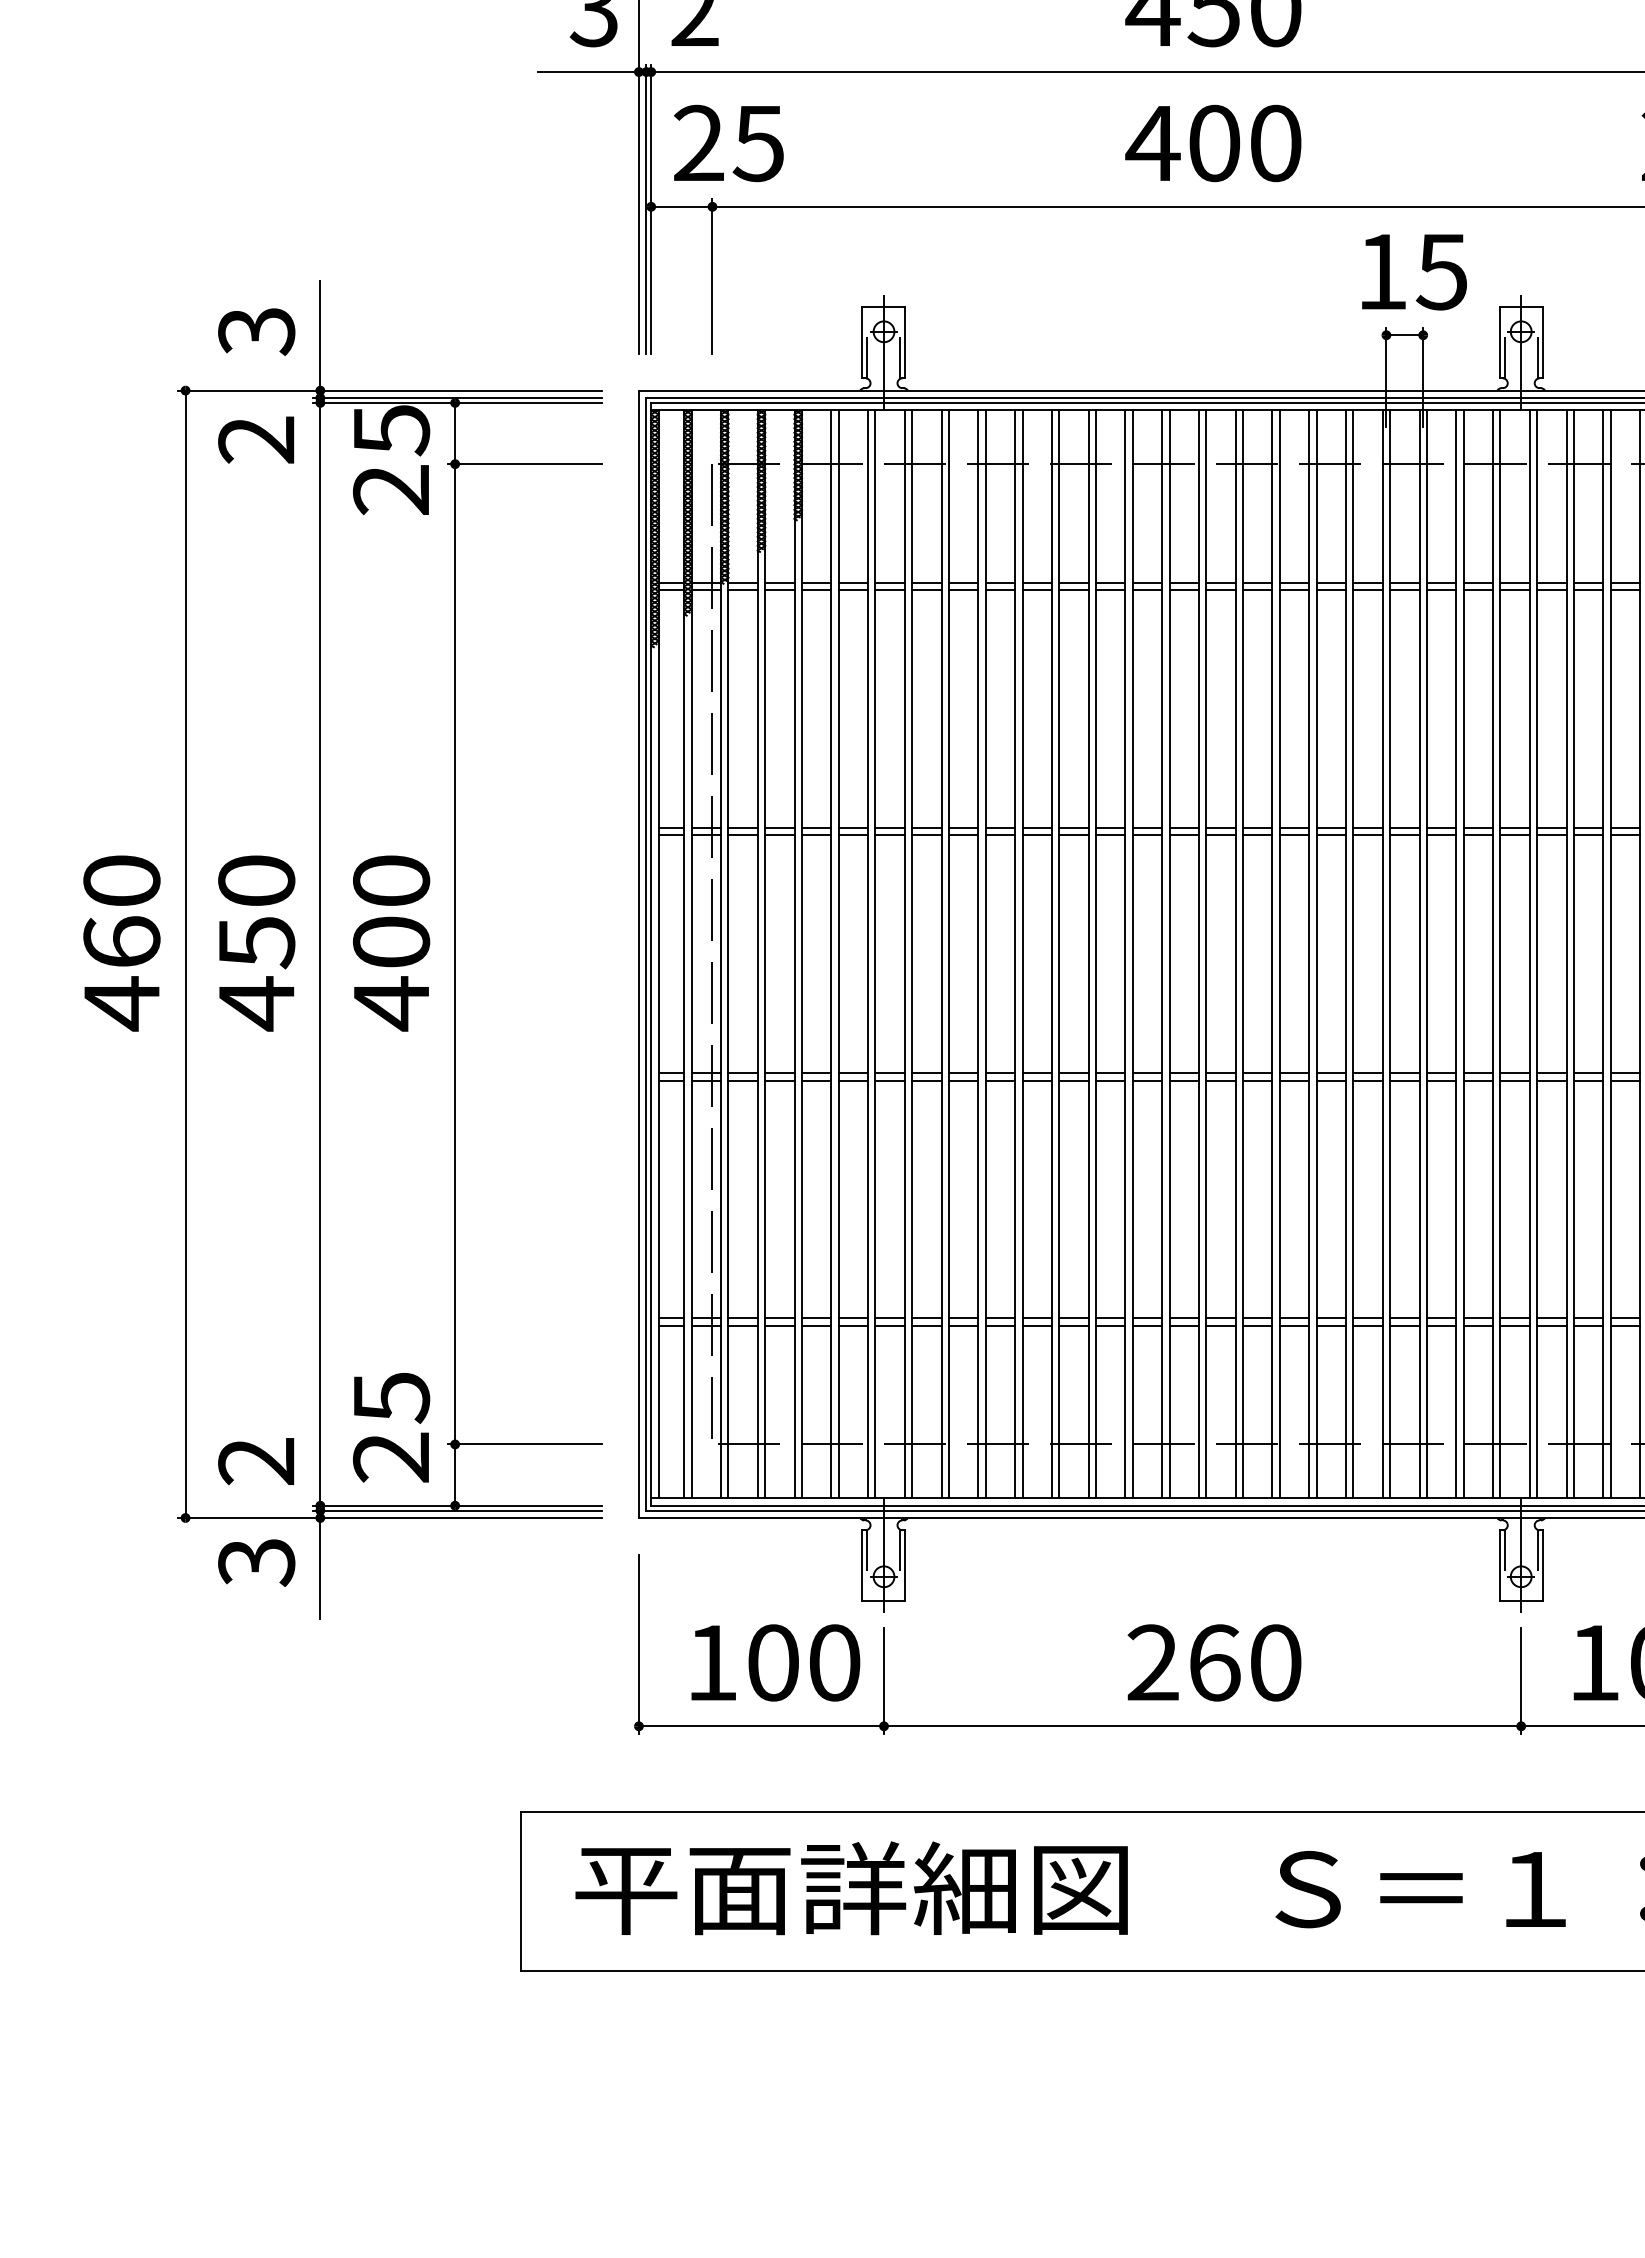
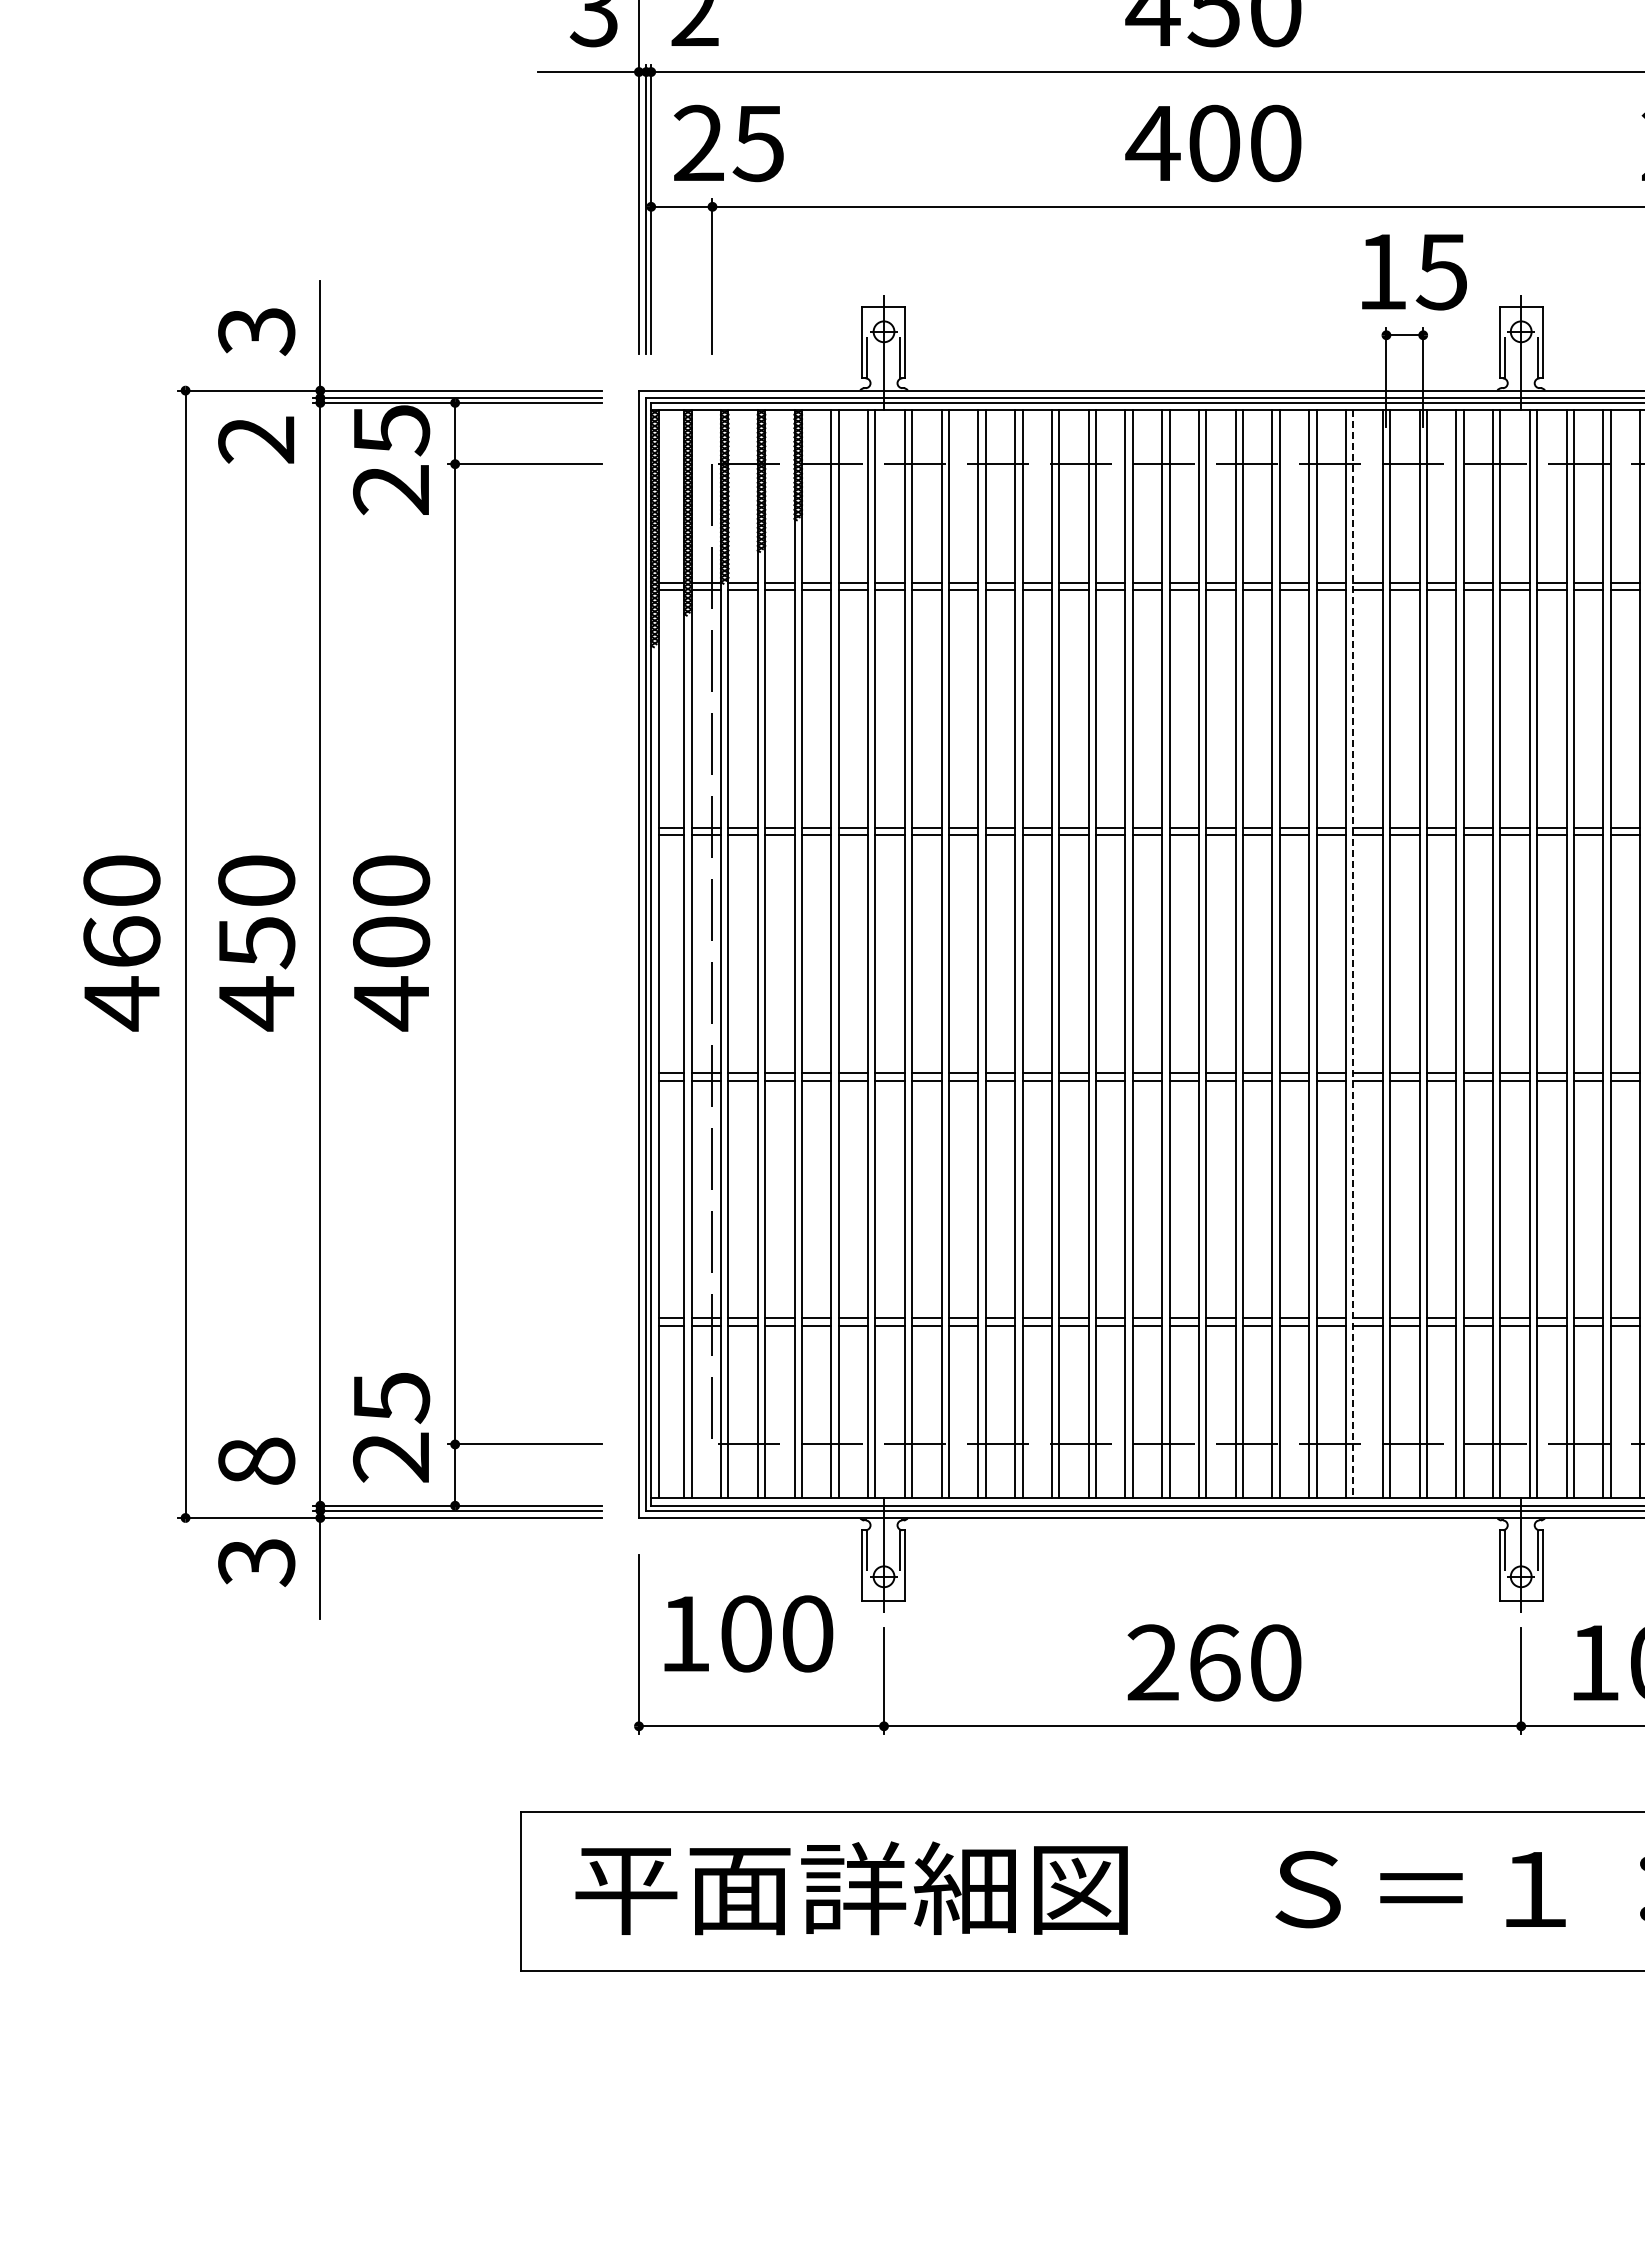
line: solid -> dashed (1353, 954)
text: 2 -> 8 (256, 1461)
text position: (775, 1662) -> (748, 1633) (748, 1633)
